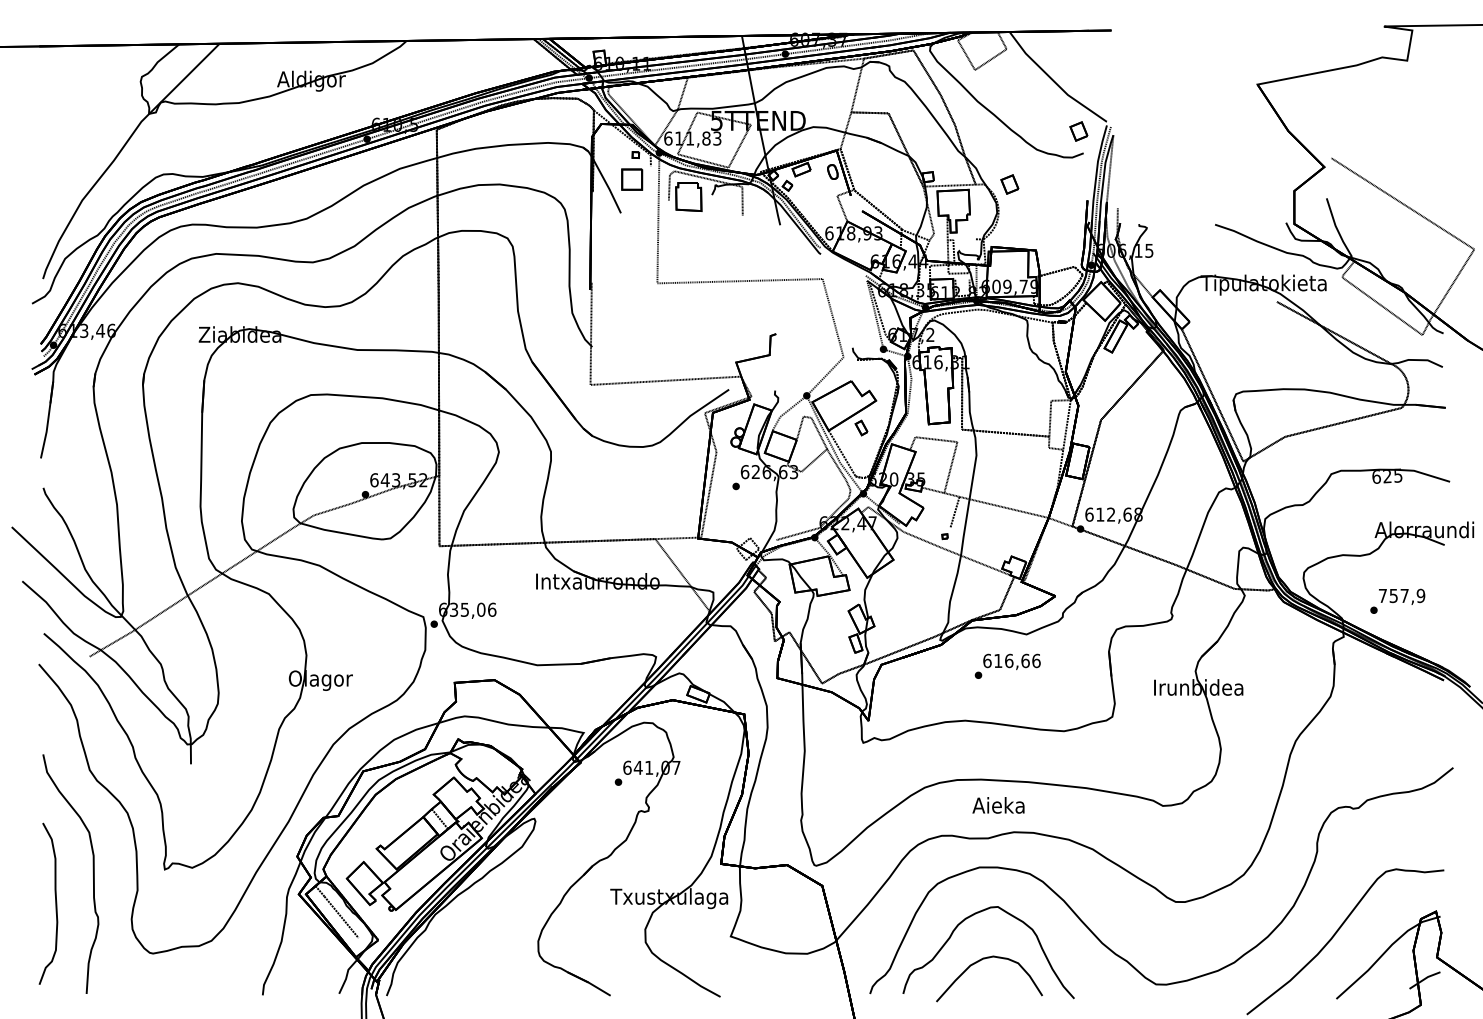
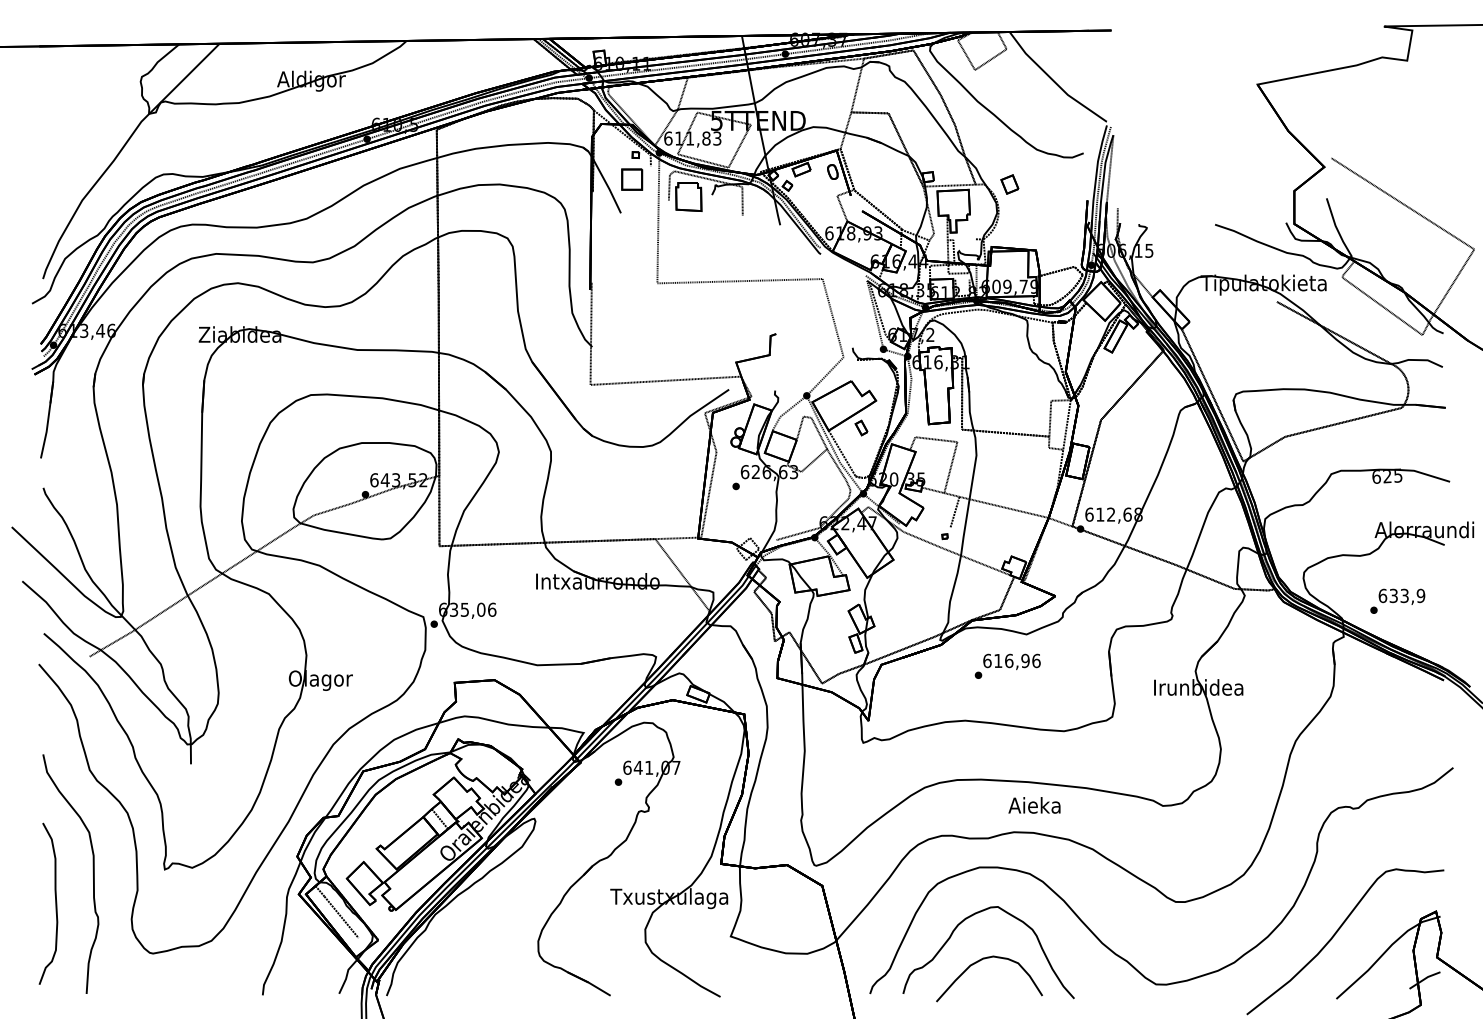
part: present -> none (1078, 131)
text: 757,9 -> 633,9 (1393, 595)
text: 616,66 -> 616,96 (1025, 660)
text position: (998, 805) -> (1034, 805) (1034, 805)
